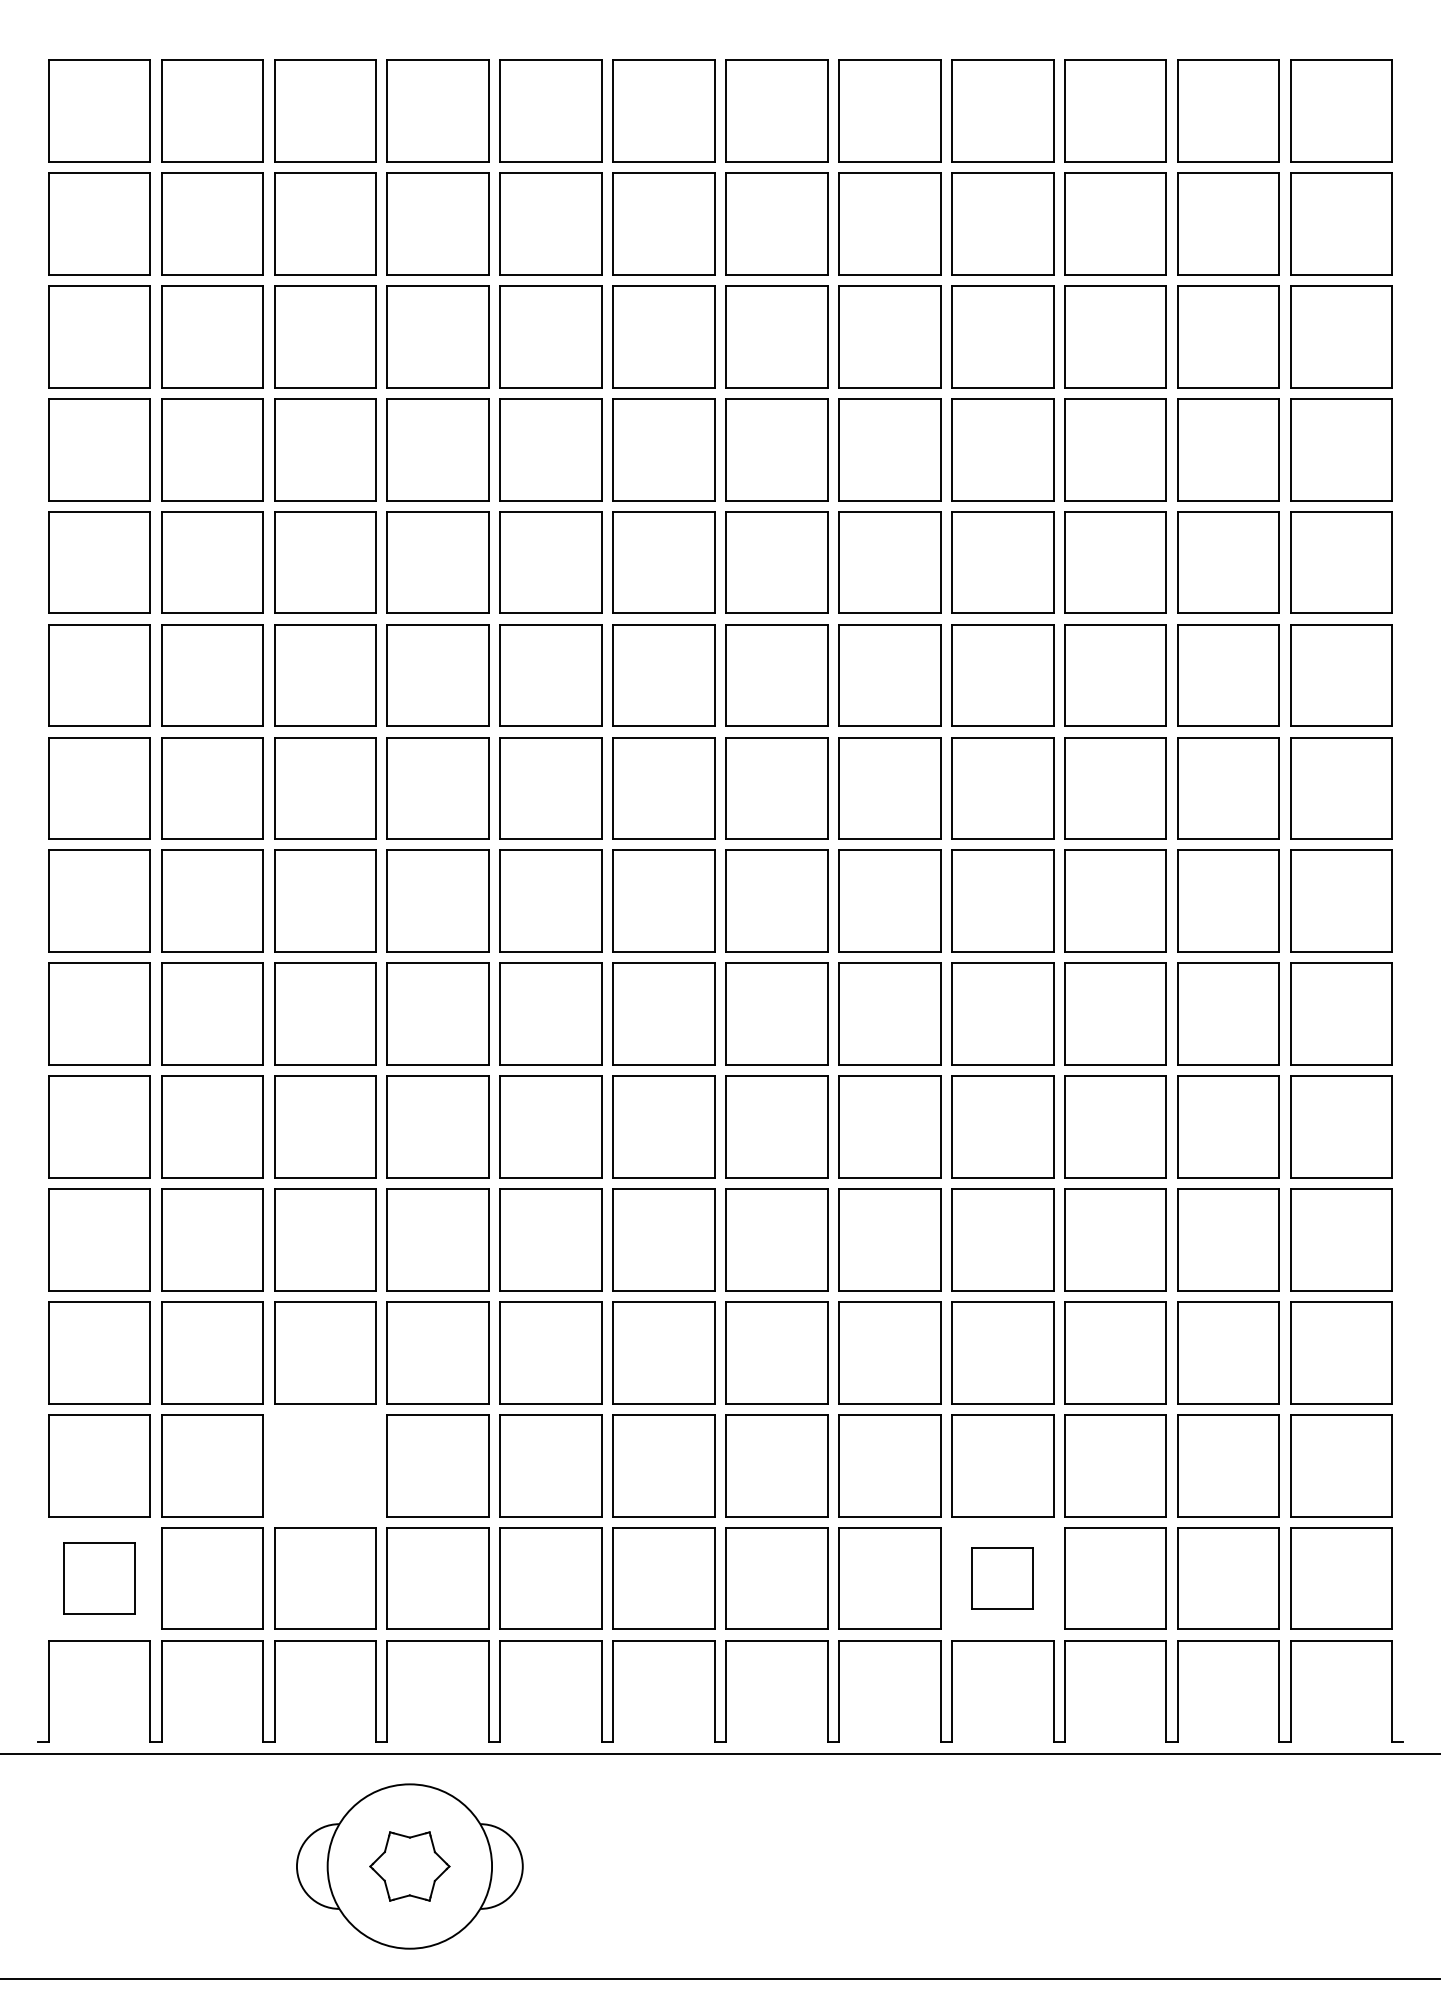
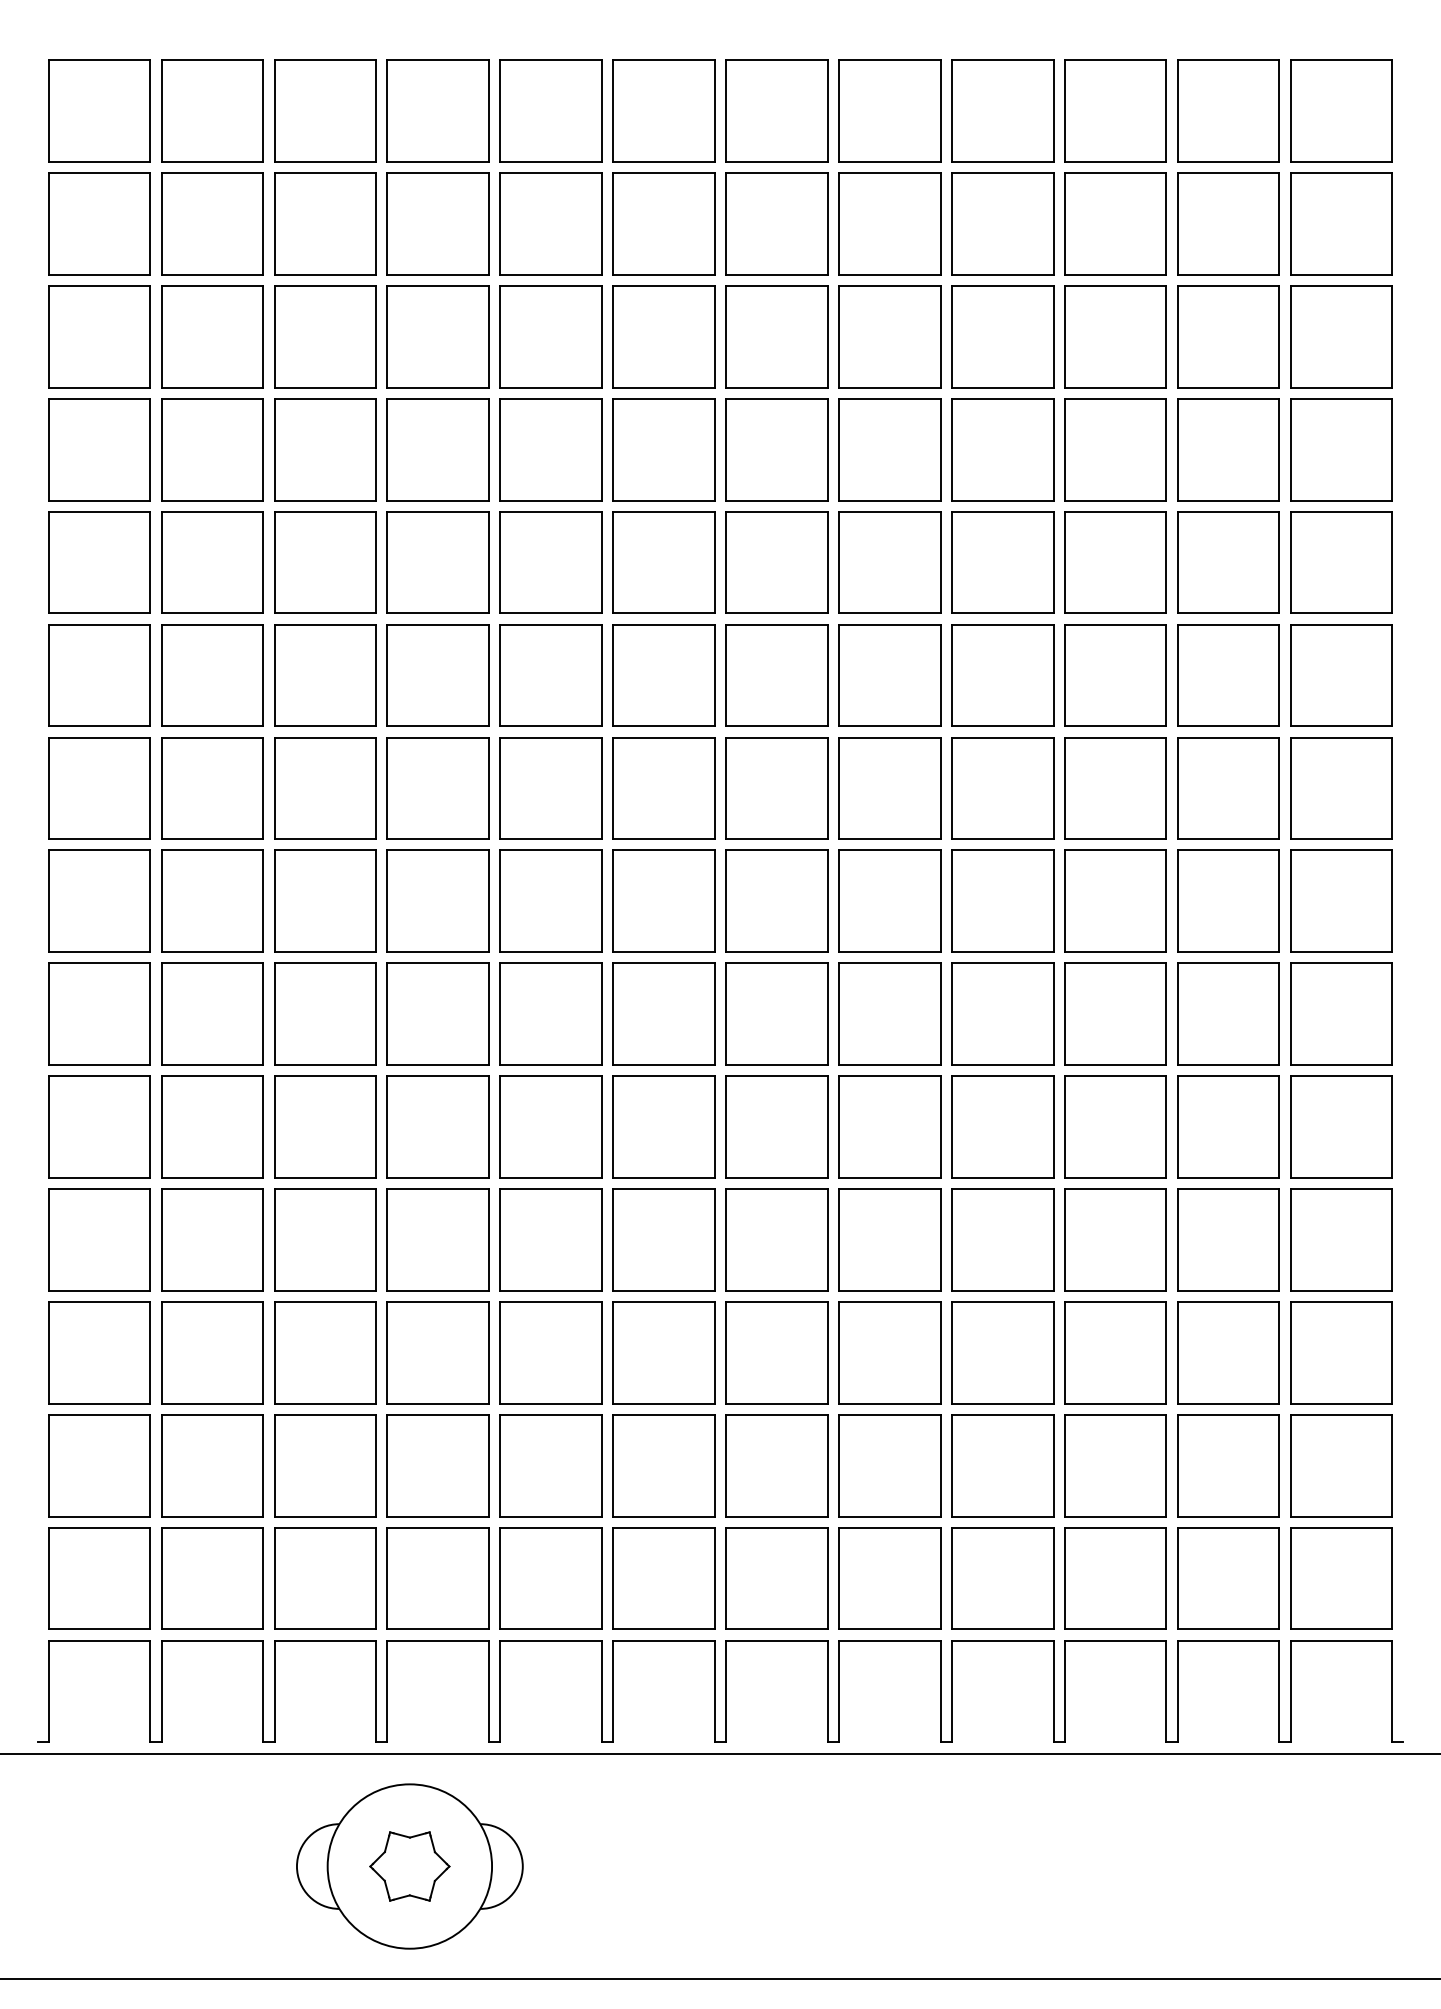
part: none -> present (325, 1465)
part size: 73x73 px -> 103x103 px (99, 1578)
part size: 63x63 px -> 104x103 px (1002, 1578)
